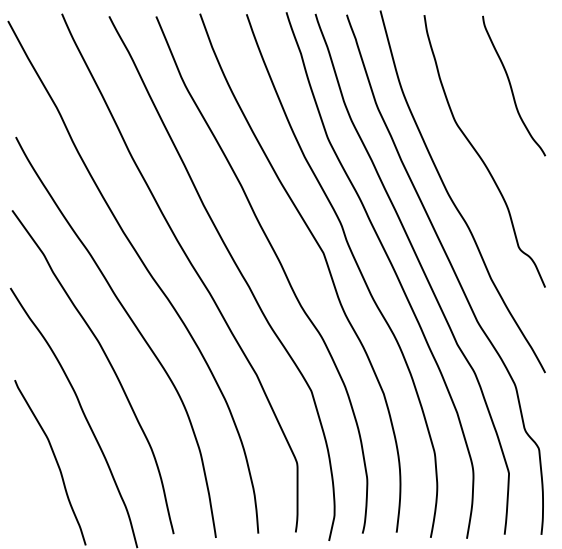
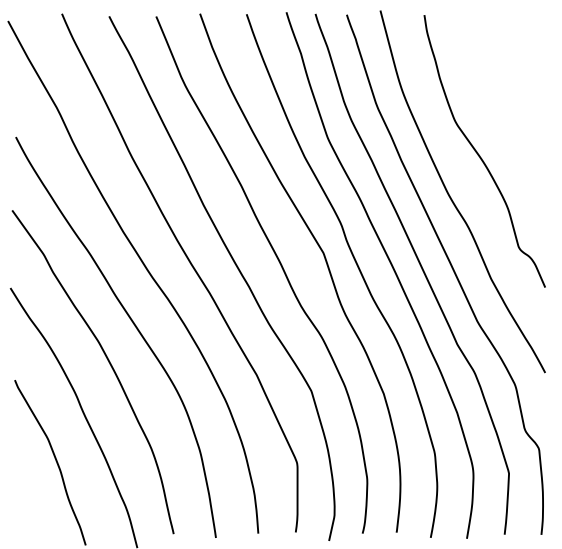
curve: present -> none (511, 85)
